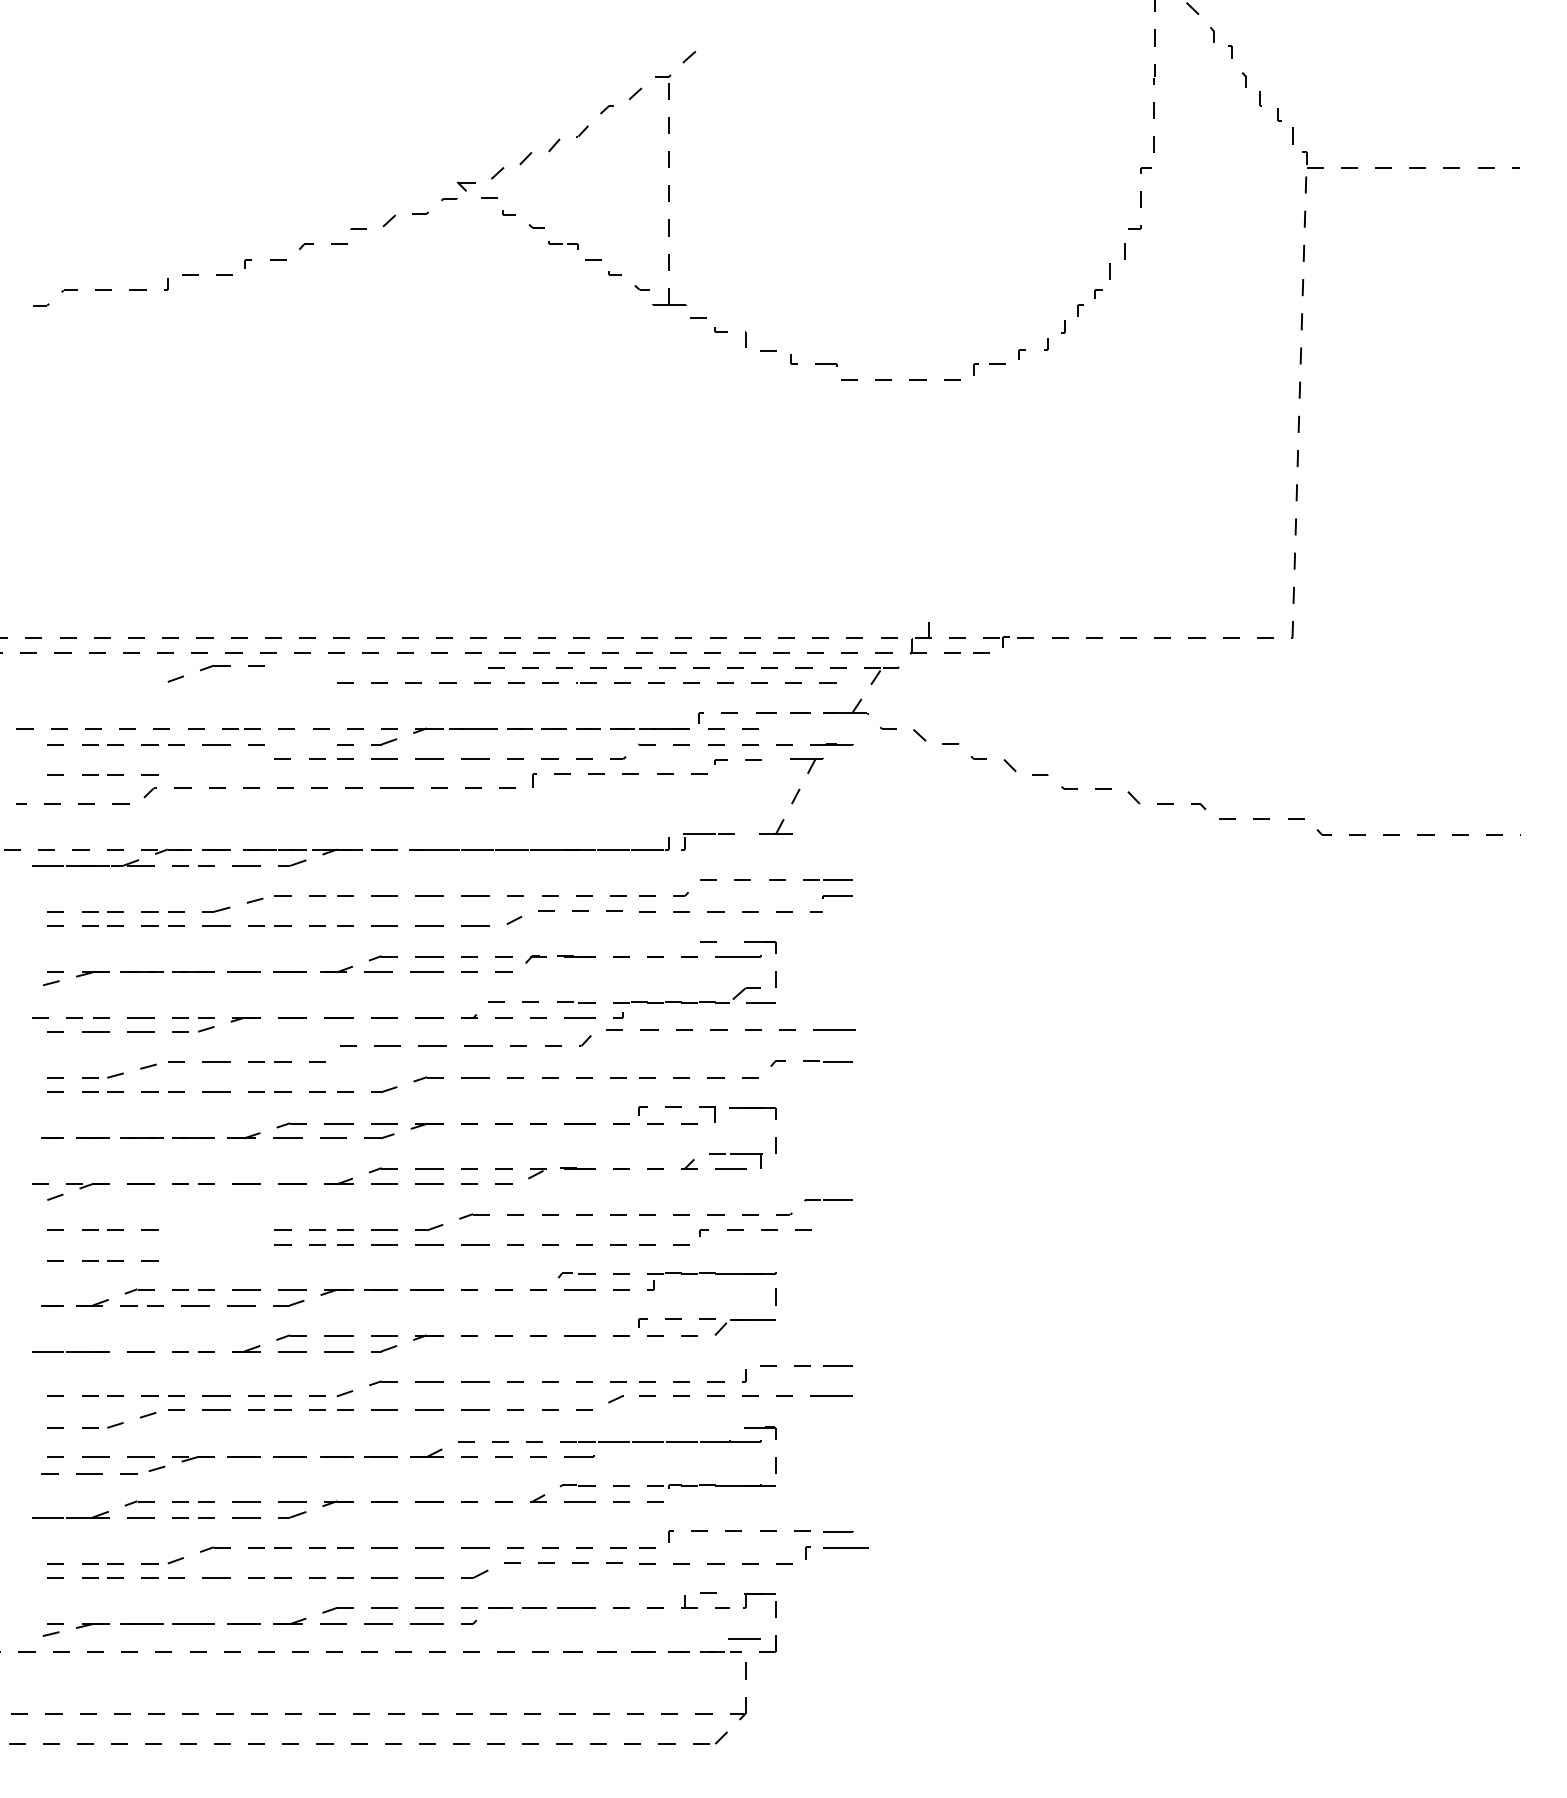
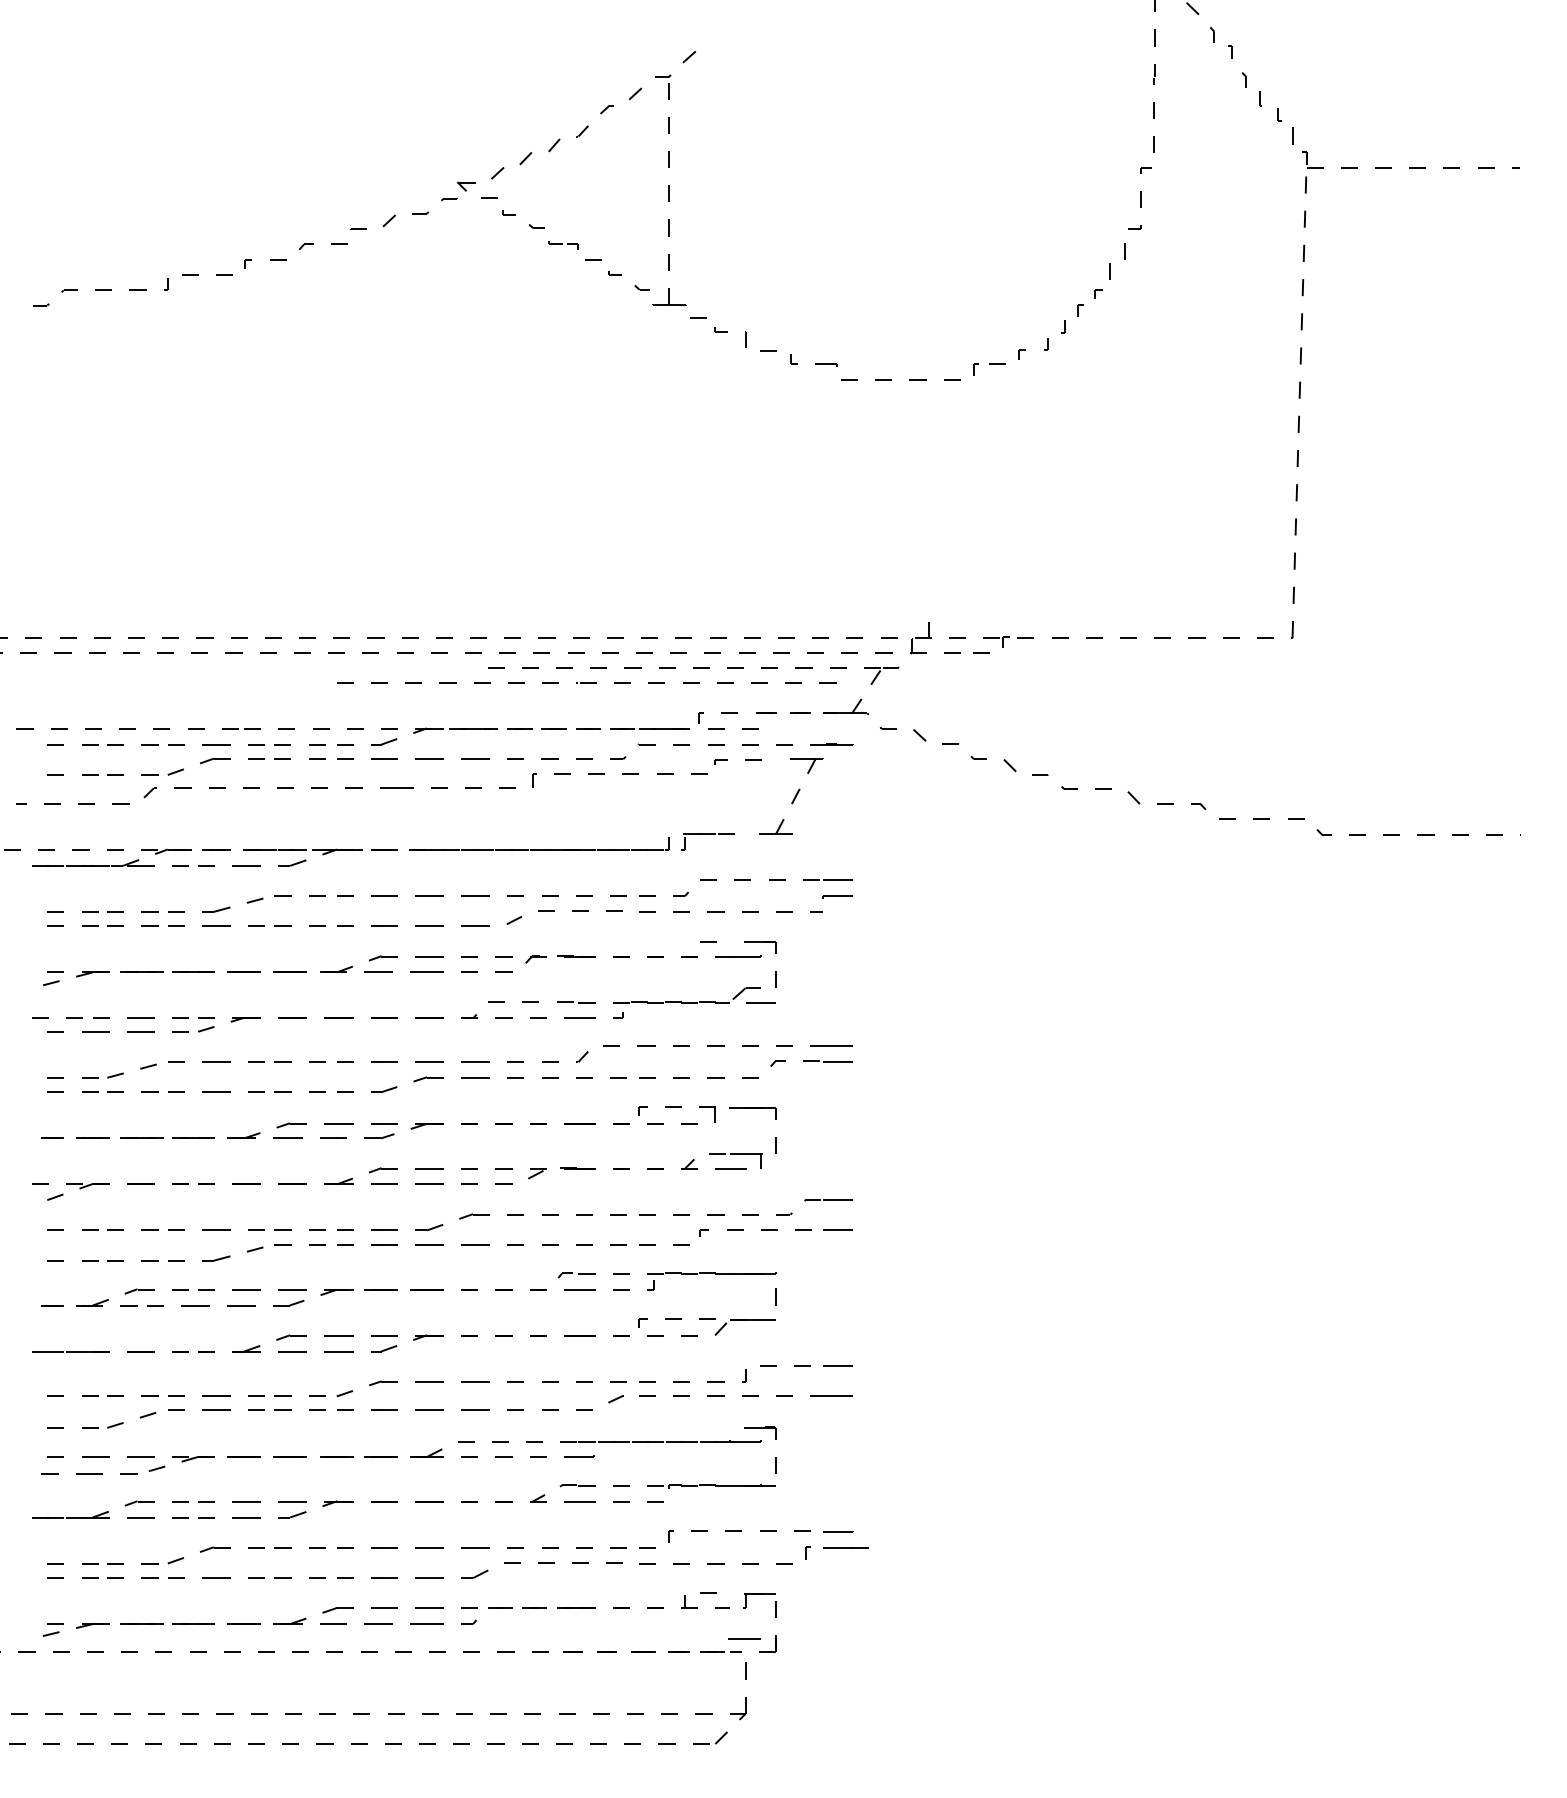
part position: (212, 667) -> (212, 760) (212, 760)
line: none -> present (290, 744)
part position: (591, 1036) -> (588, 1052) (588, 1052)
line: none -> present (216, 1229)
line: none -> present (837, 1229)
part: none -> present (215, 1253)
